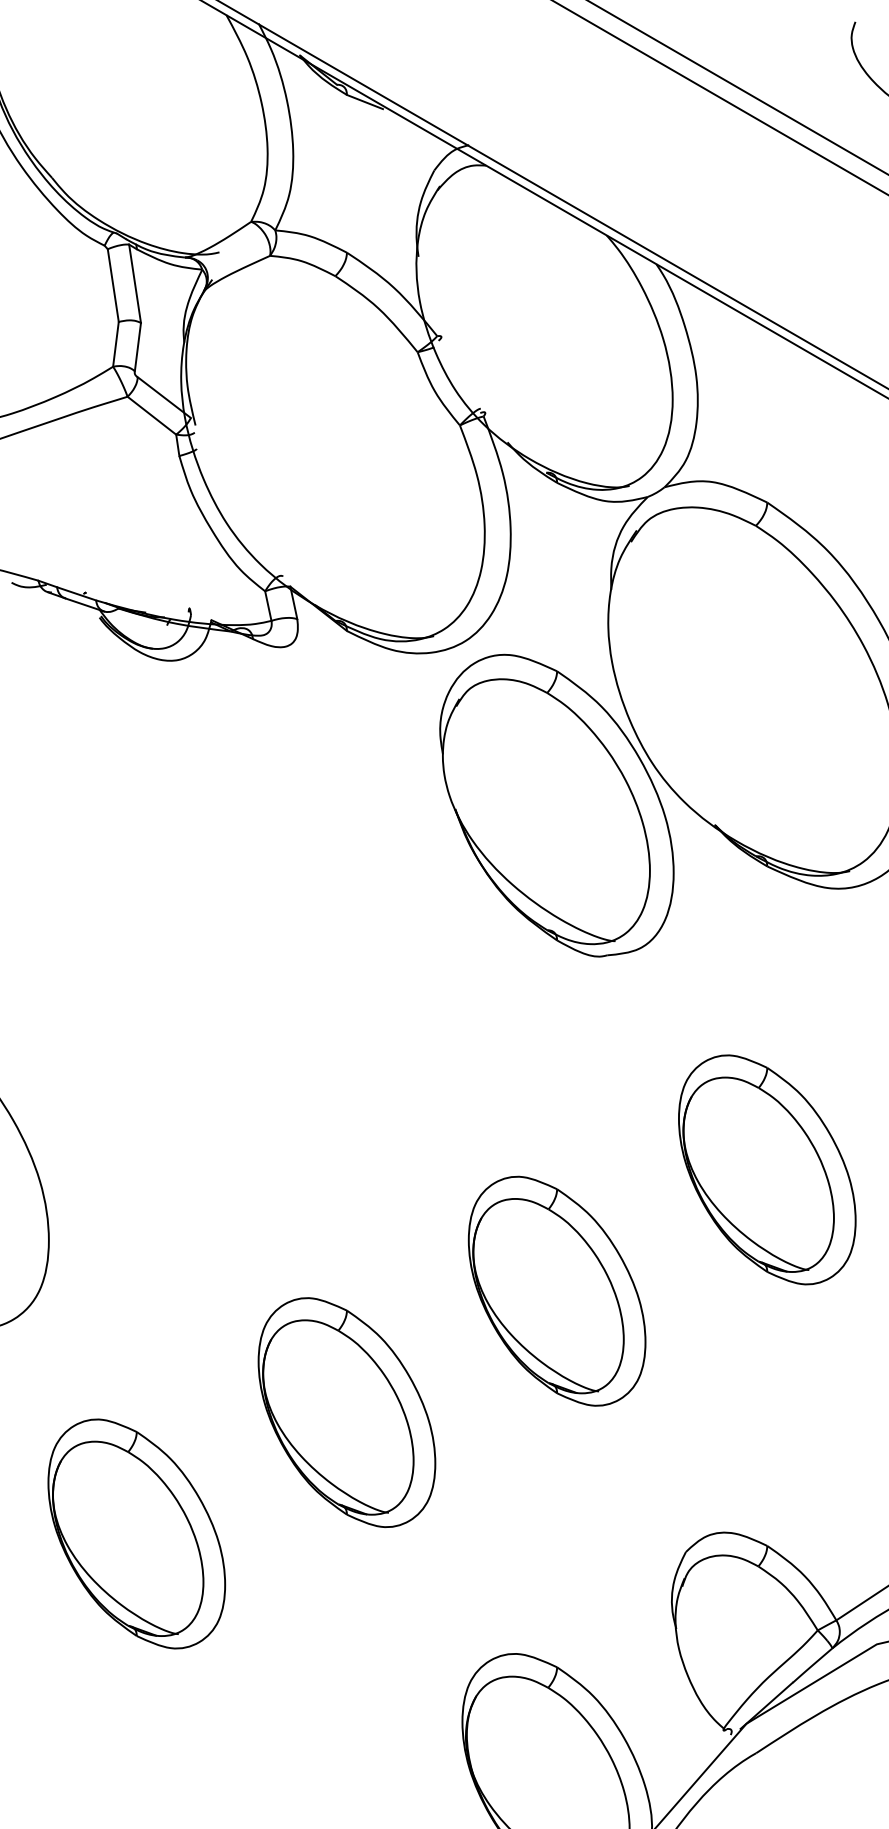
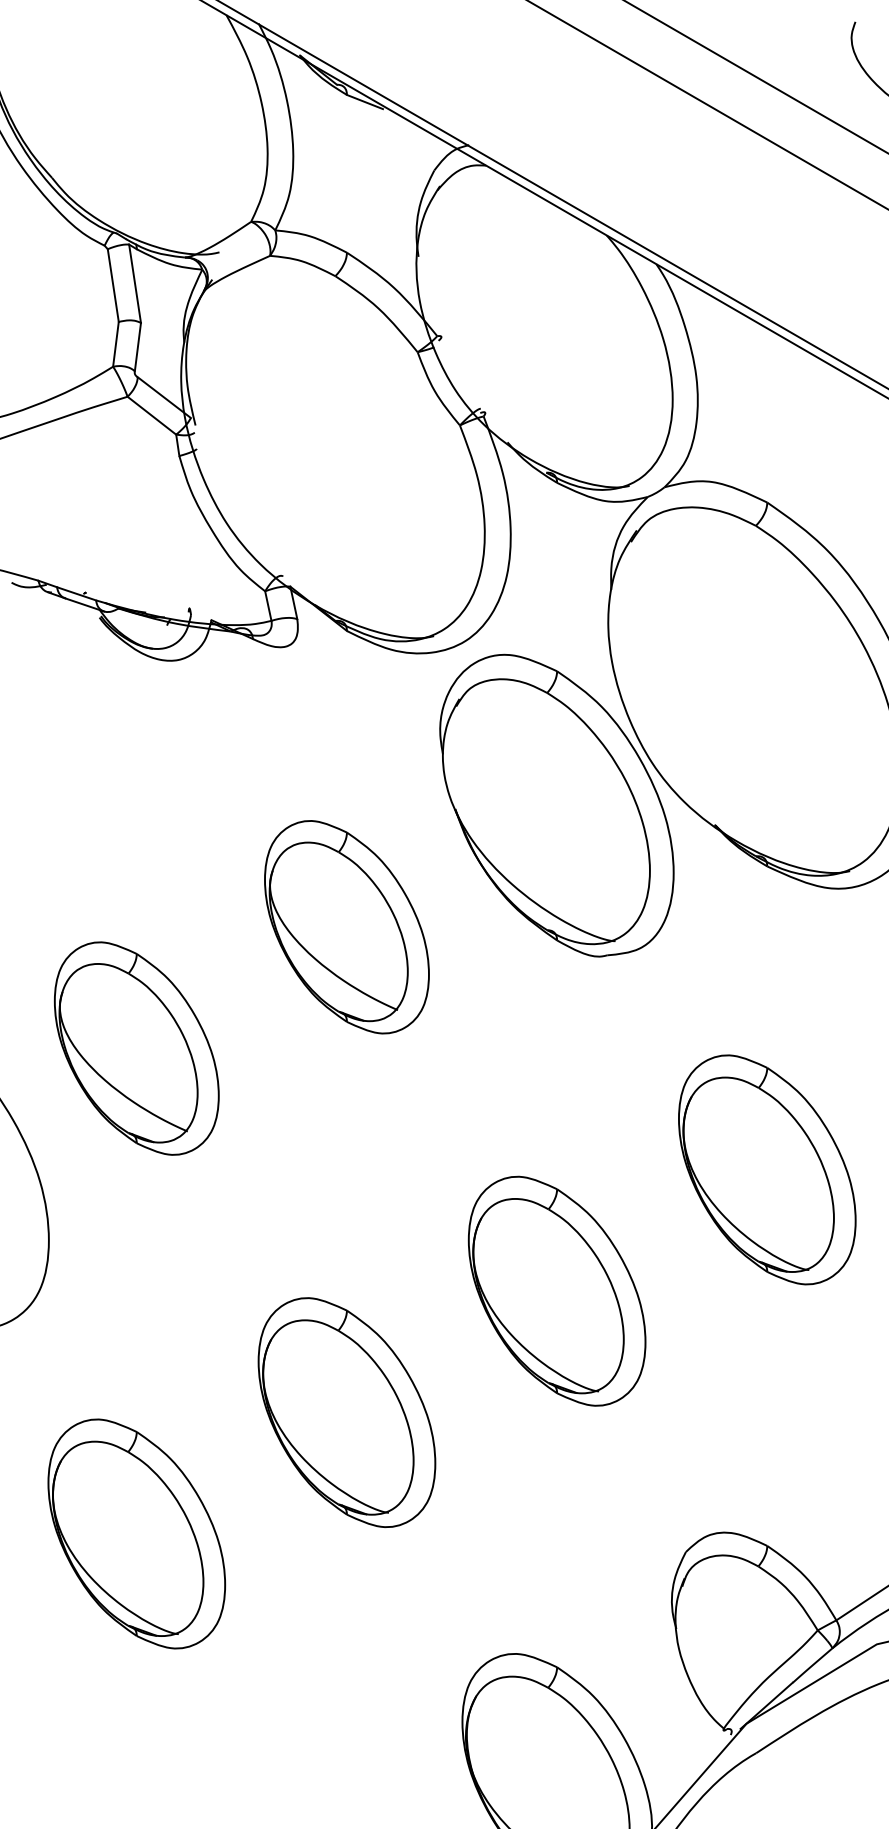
line position: (737, 87) -> (755, 77) (755, 77)
line position: (720, 97) -> (707, 104) (707, 104)
part: none -> present (346, 927)
part: none -> present (136, 1048)
